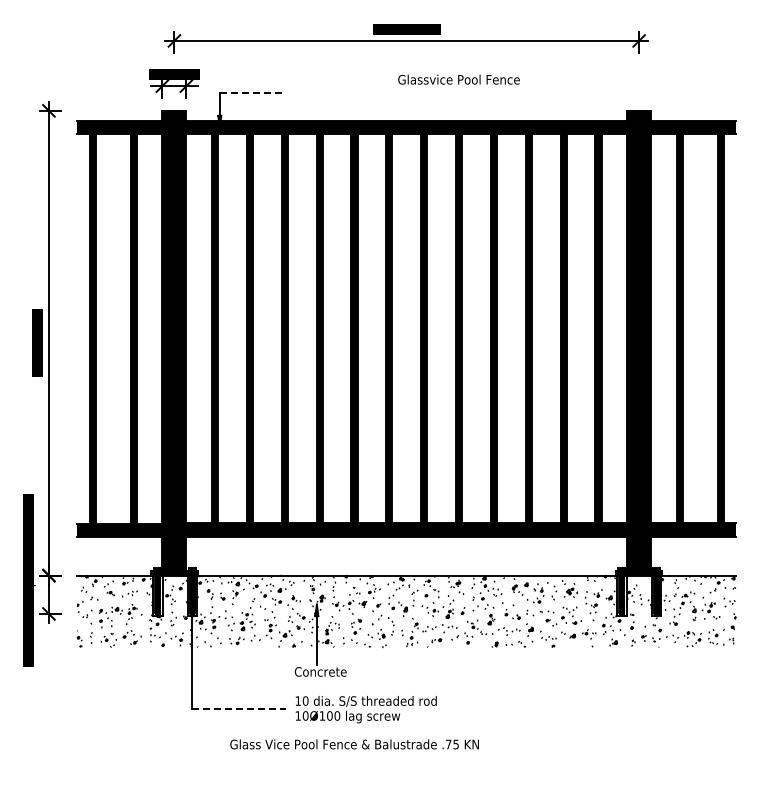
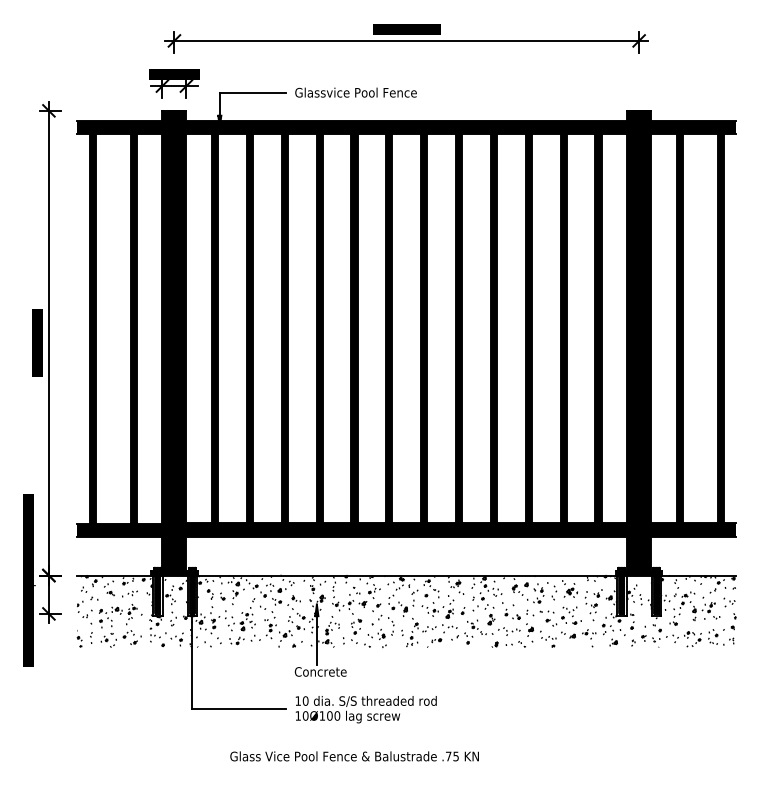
text position: (458, 79) -> (355, 92) (355, 92)
line: dashed -> solid (253, 93)
line: dashed -> solid (239, 709)
text position: (354, 744) -> (354, 756) (354, 756)
